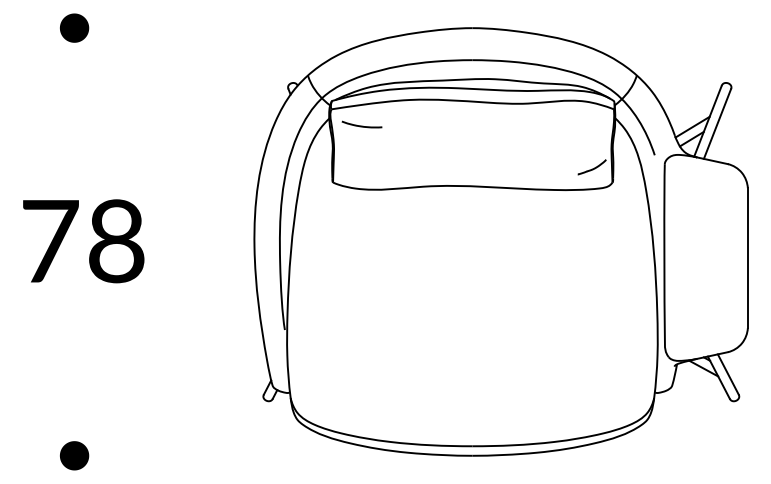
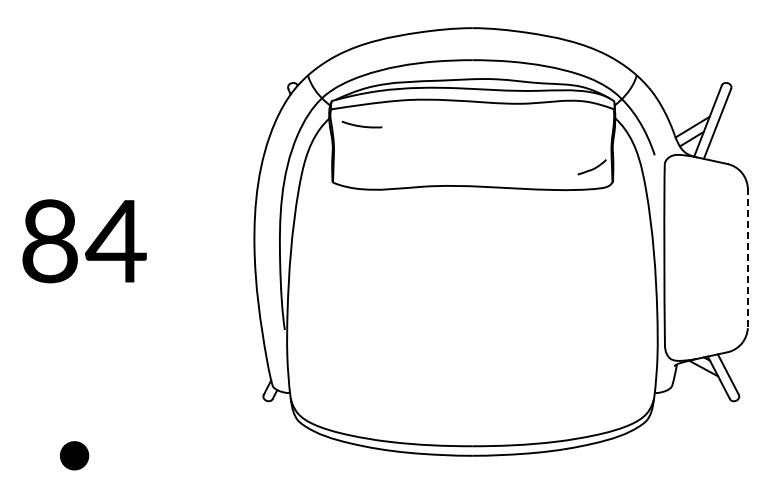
part: present -> none (74, 27)
text: 78 -> 84 (84, 241)
line: solid -> dashed (747, 258)
